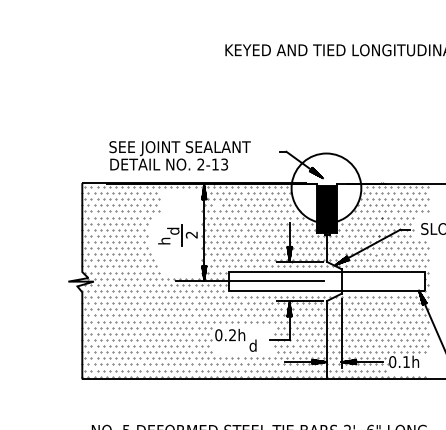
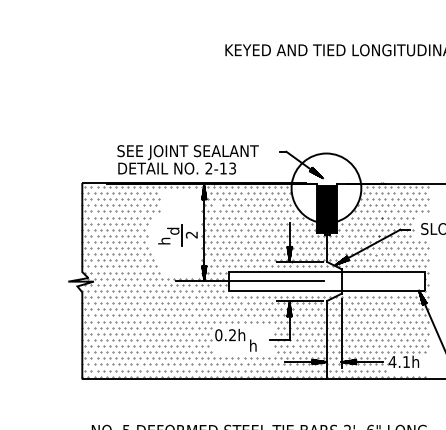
text position: (179, 155) -> (187, 159) (187, 159)
text: d -> h (252, 345)
text: 0.1h -> 4.1h (392, 362)
